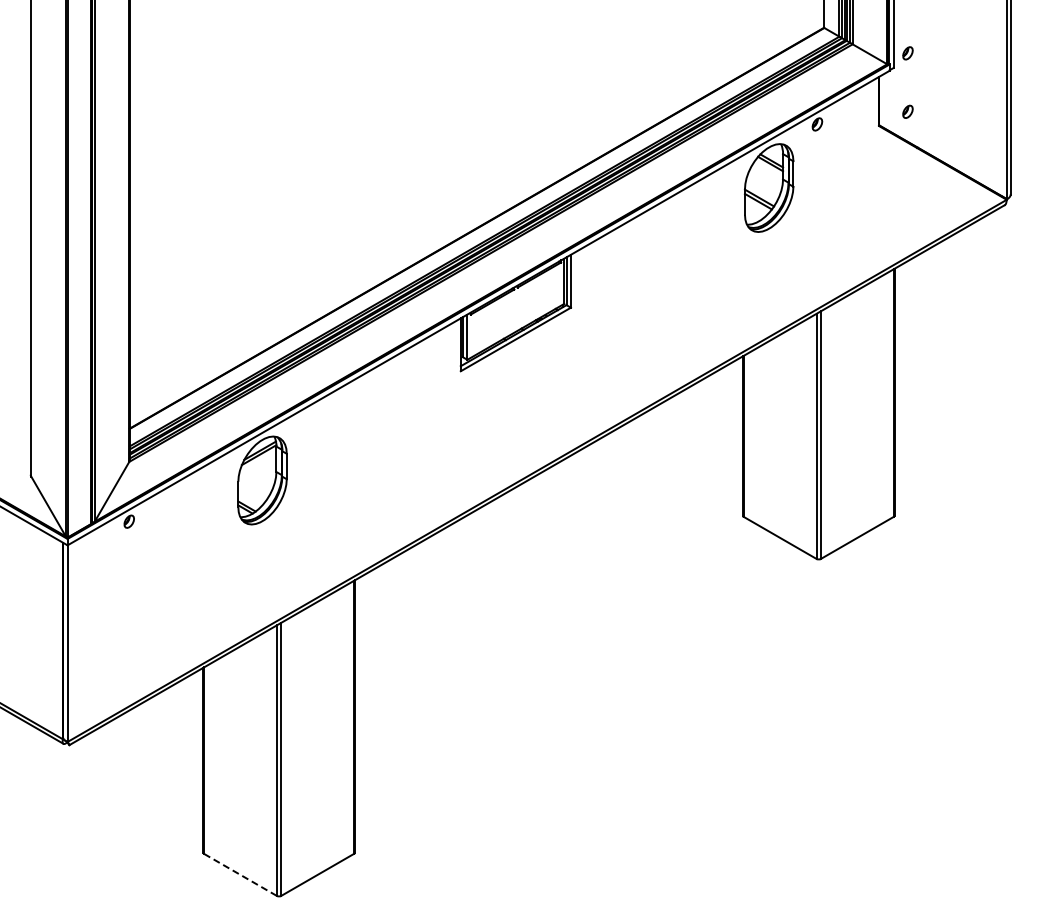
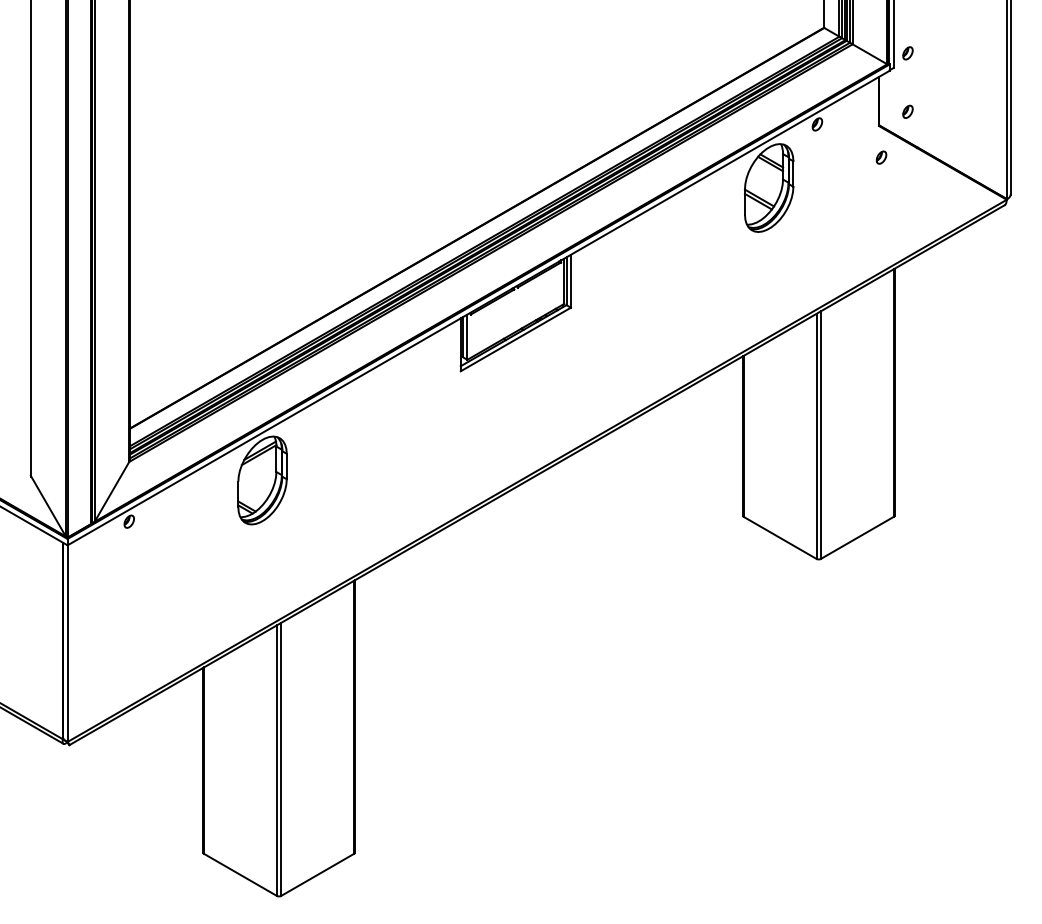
part: none -> present (881, 157)
line: dashed -> solid (240, 874)
